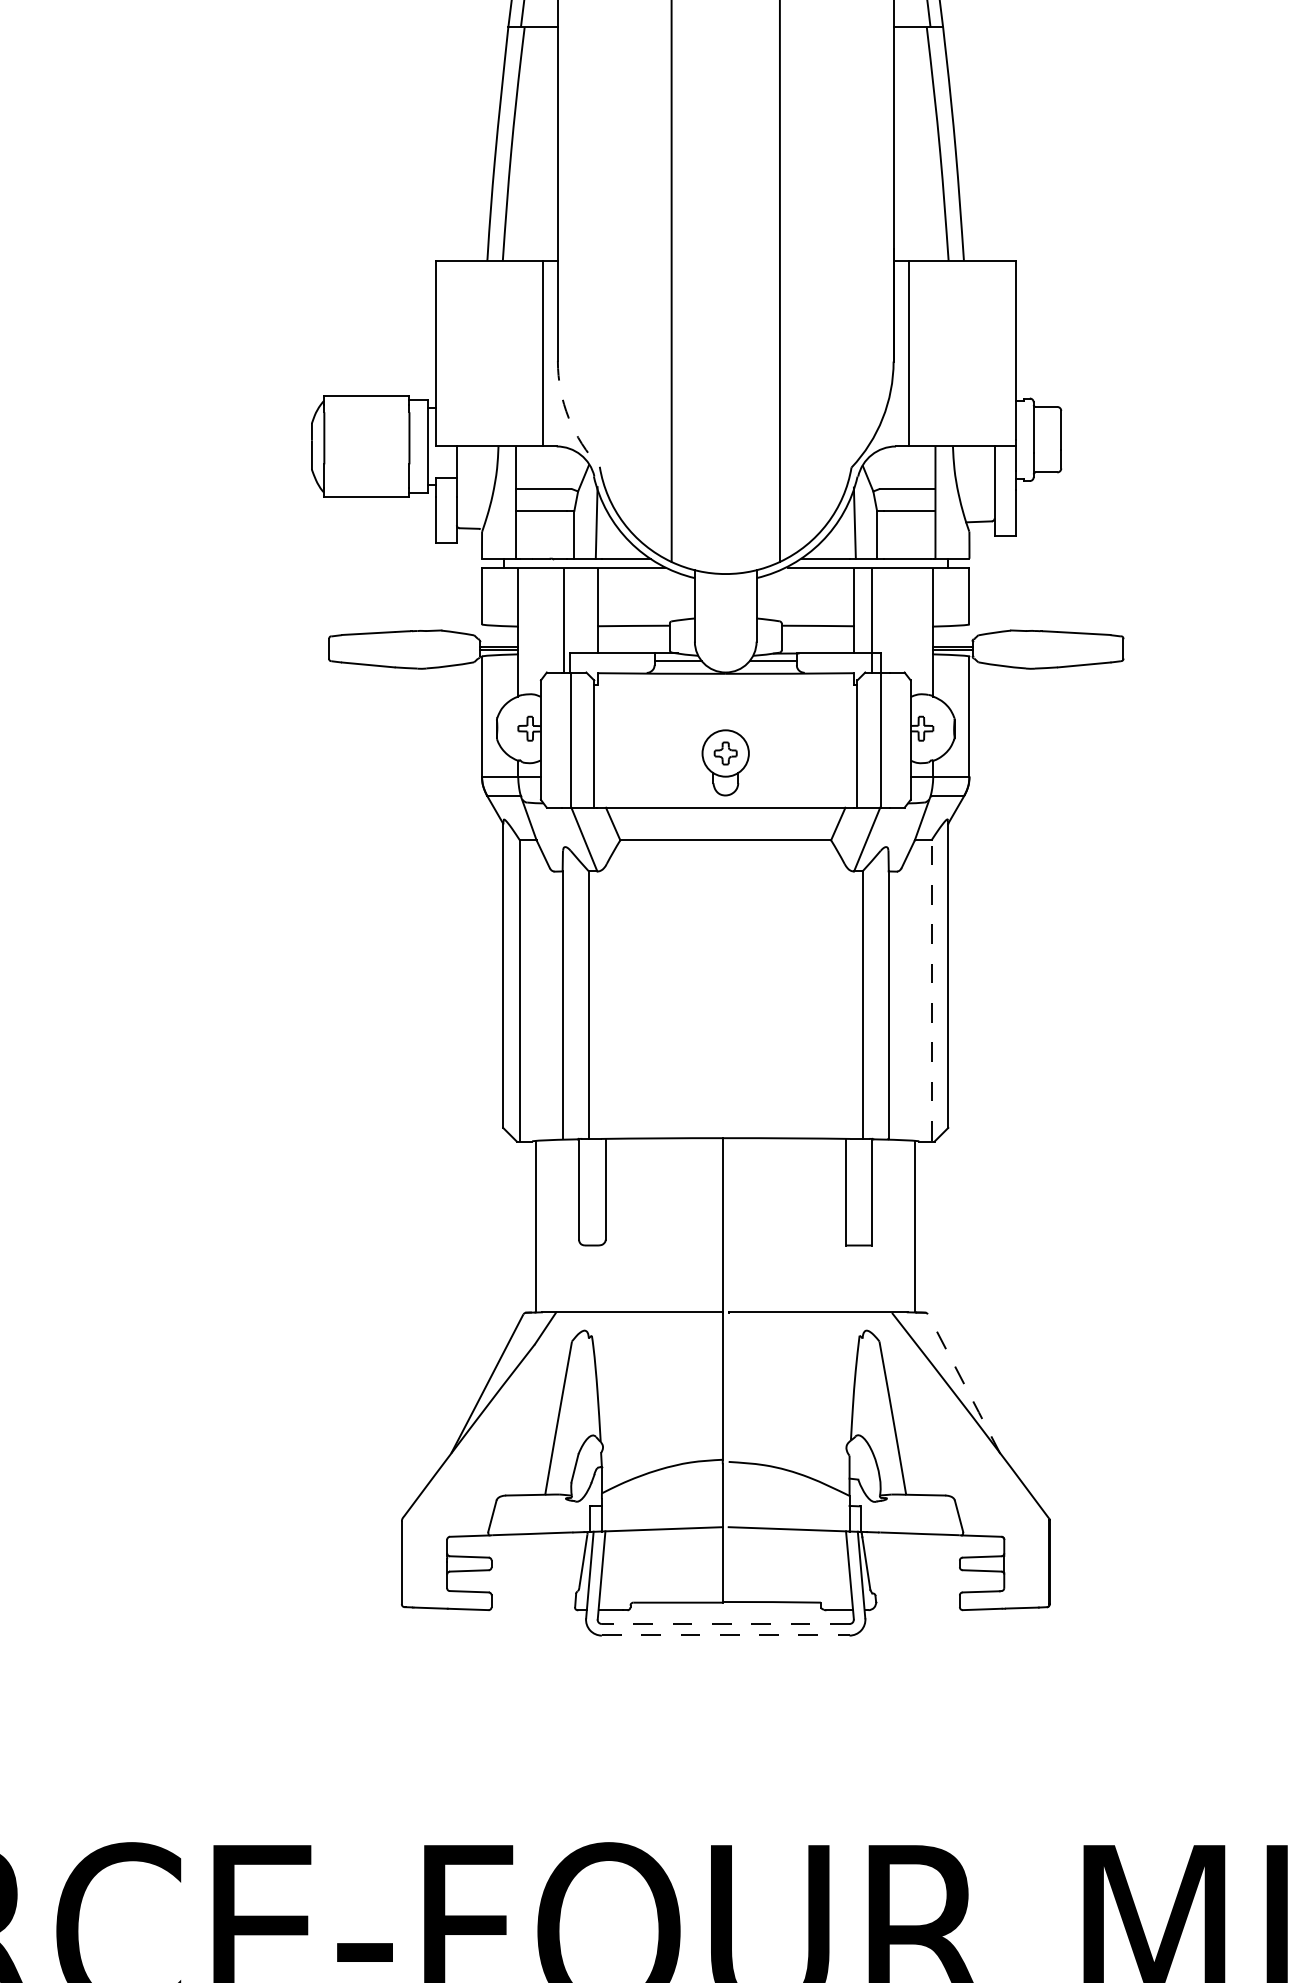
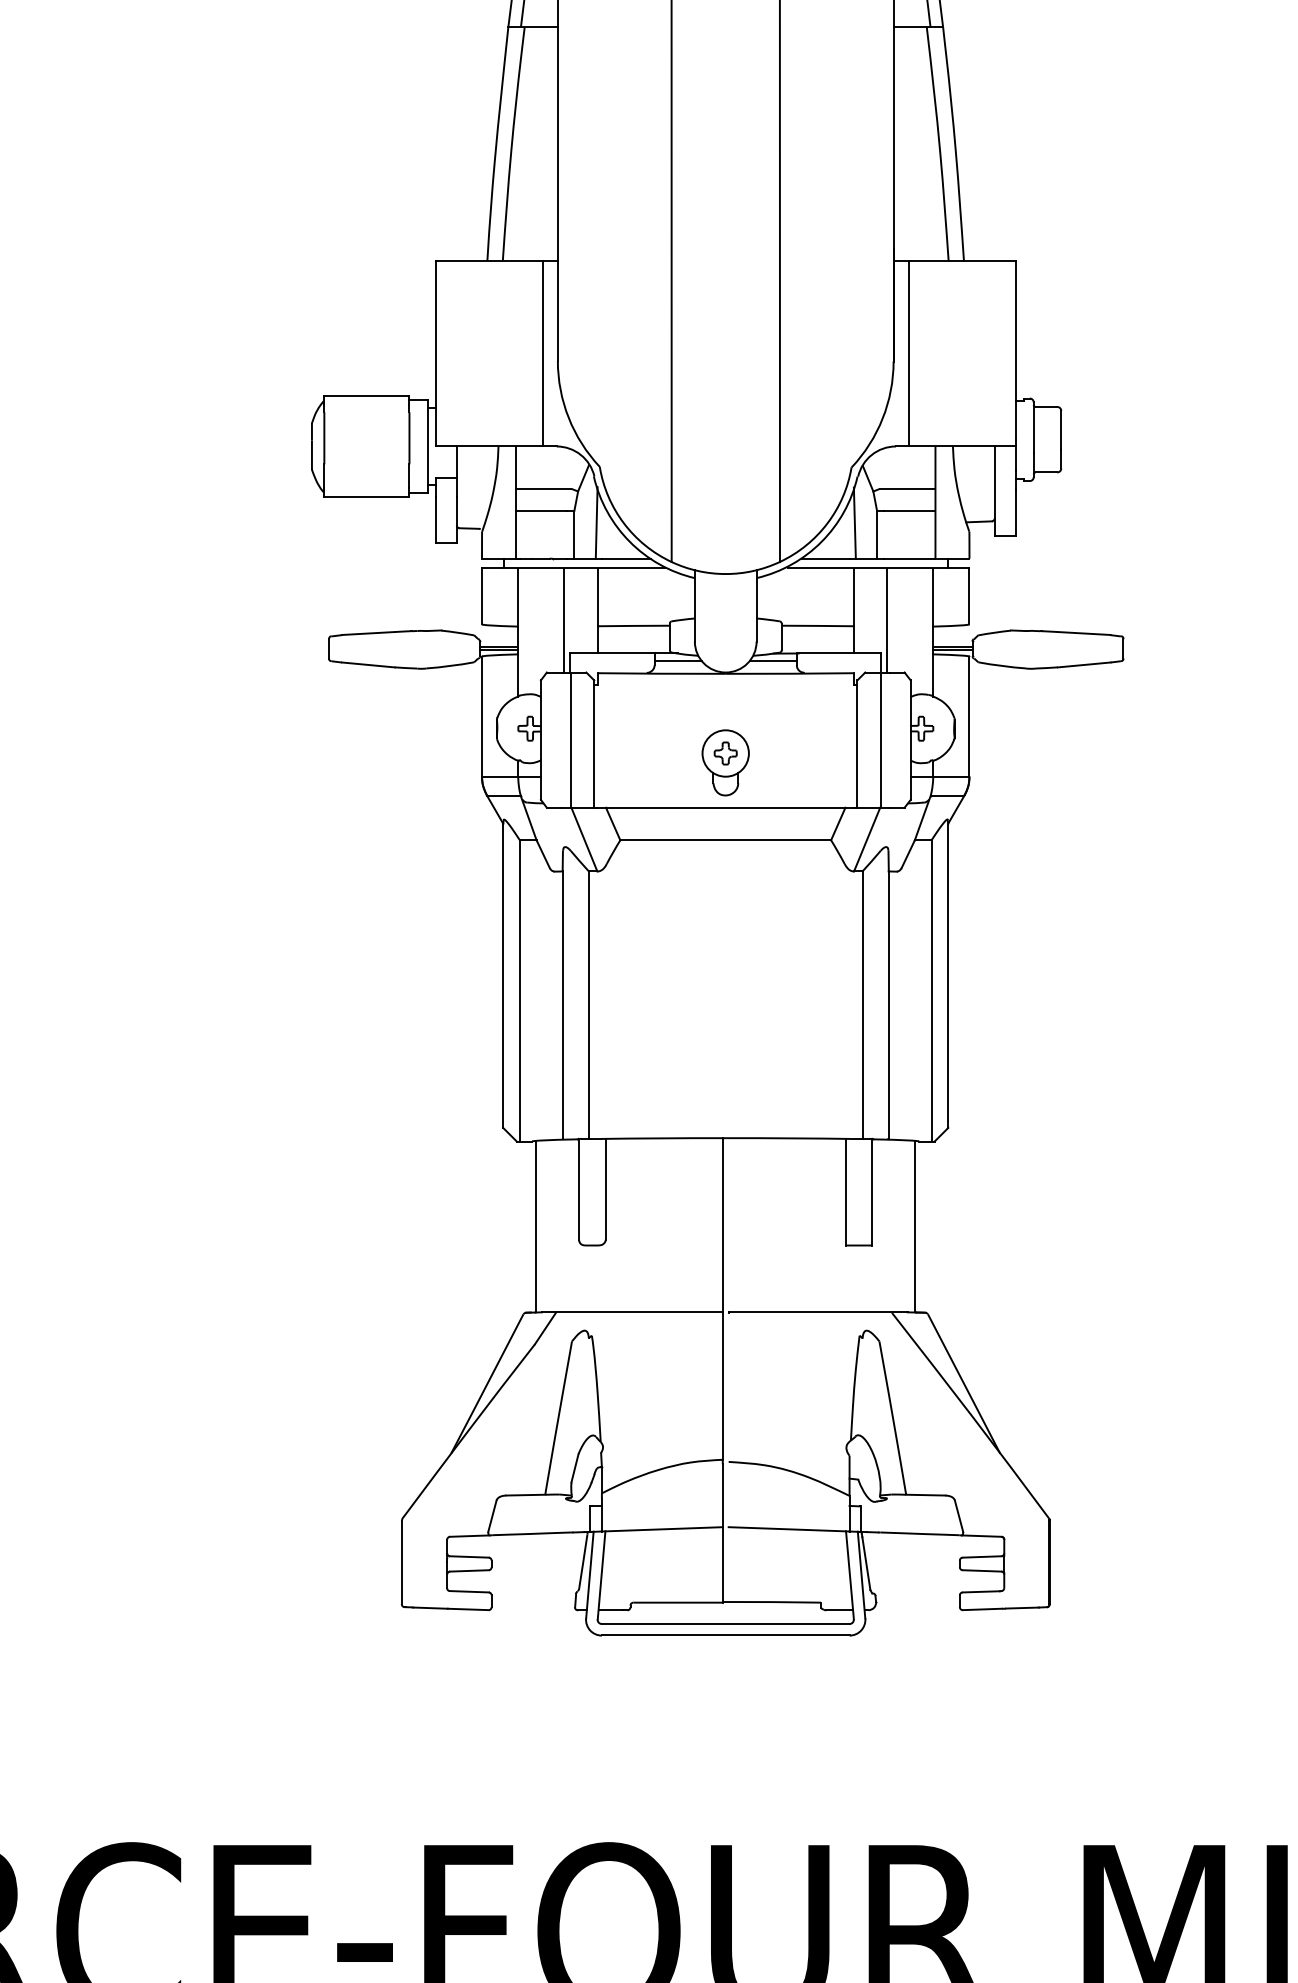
arc: dashed -> solid (568, 417)
line position: (872, 620) -> (887, 620) (887, 620)
line: dashed -> solid (931, 989)
line: dashed -> solid (964, 1384)
line: dashed -> solid (725, 1623)
line: dashed -> solid (725, 1635)
